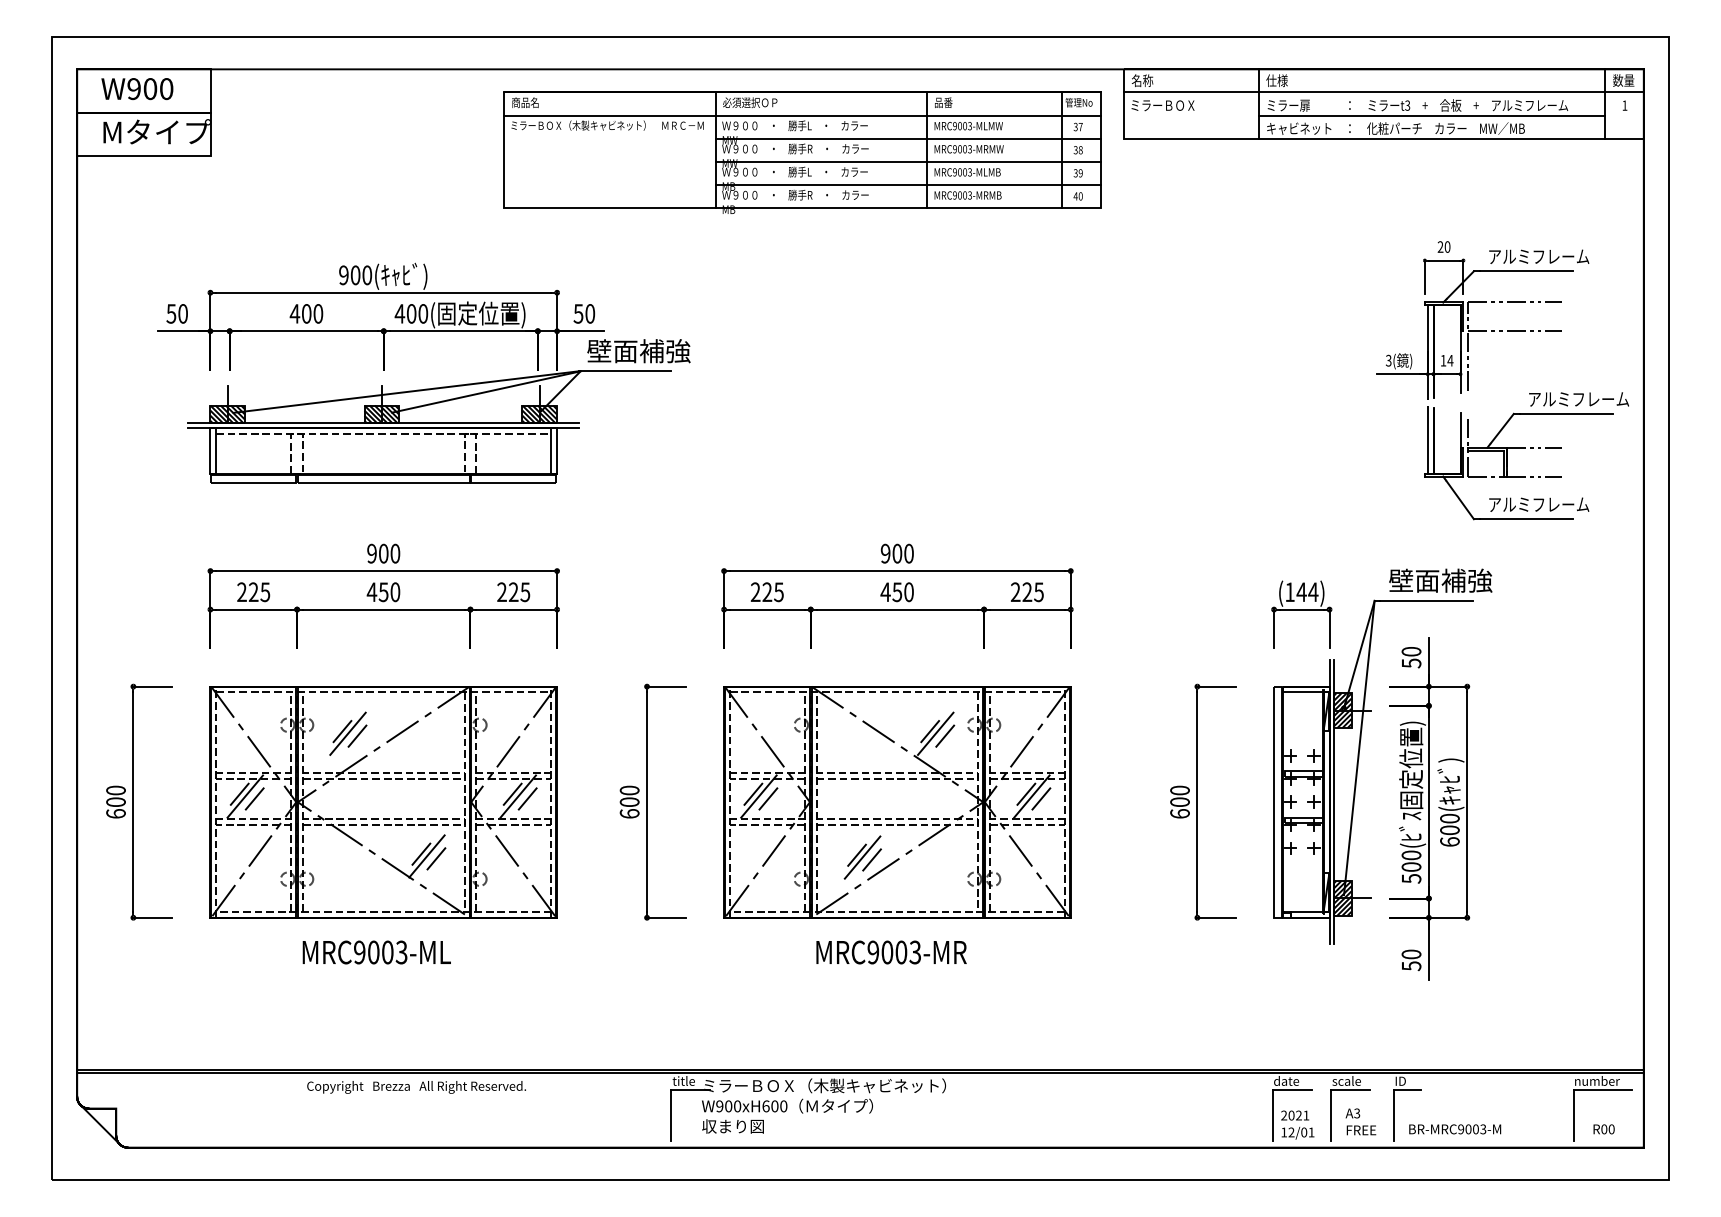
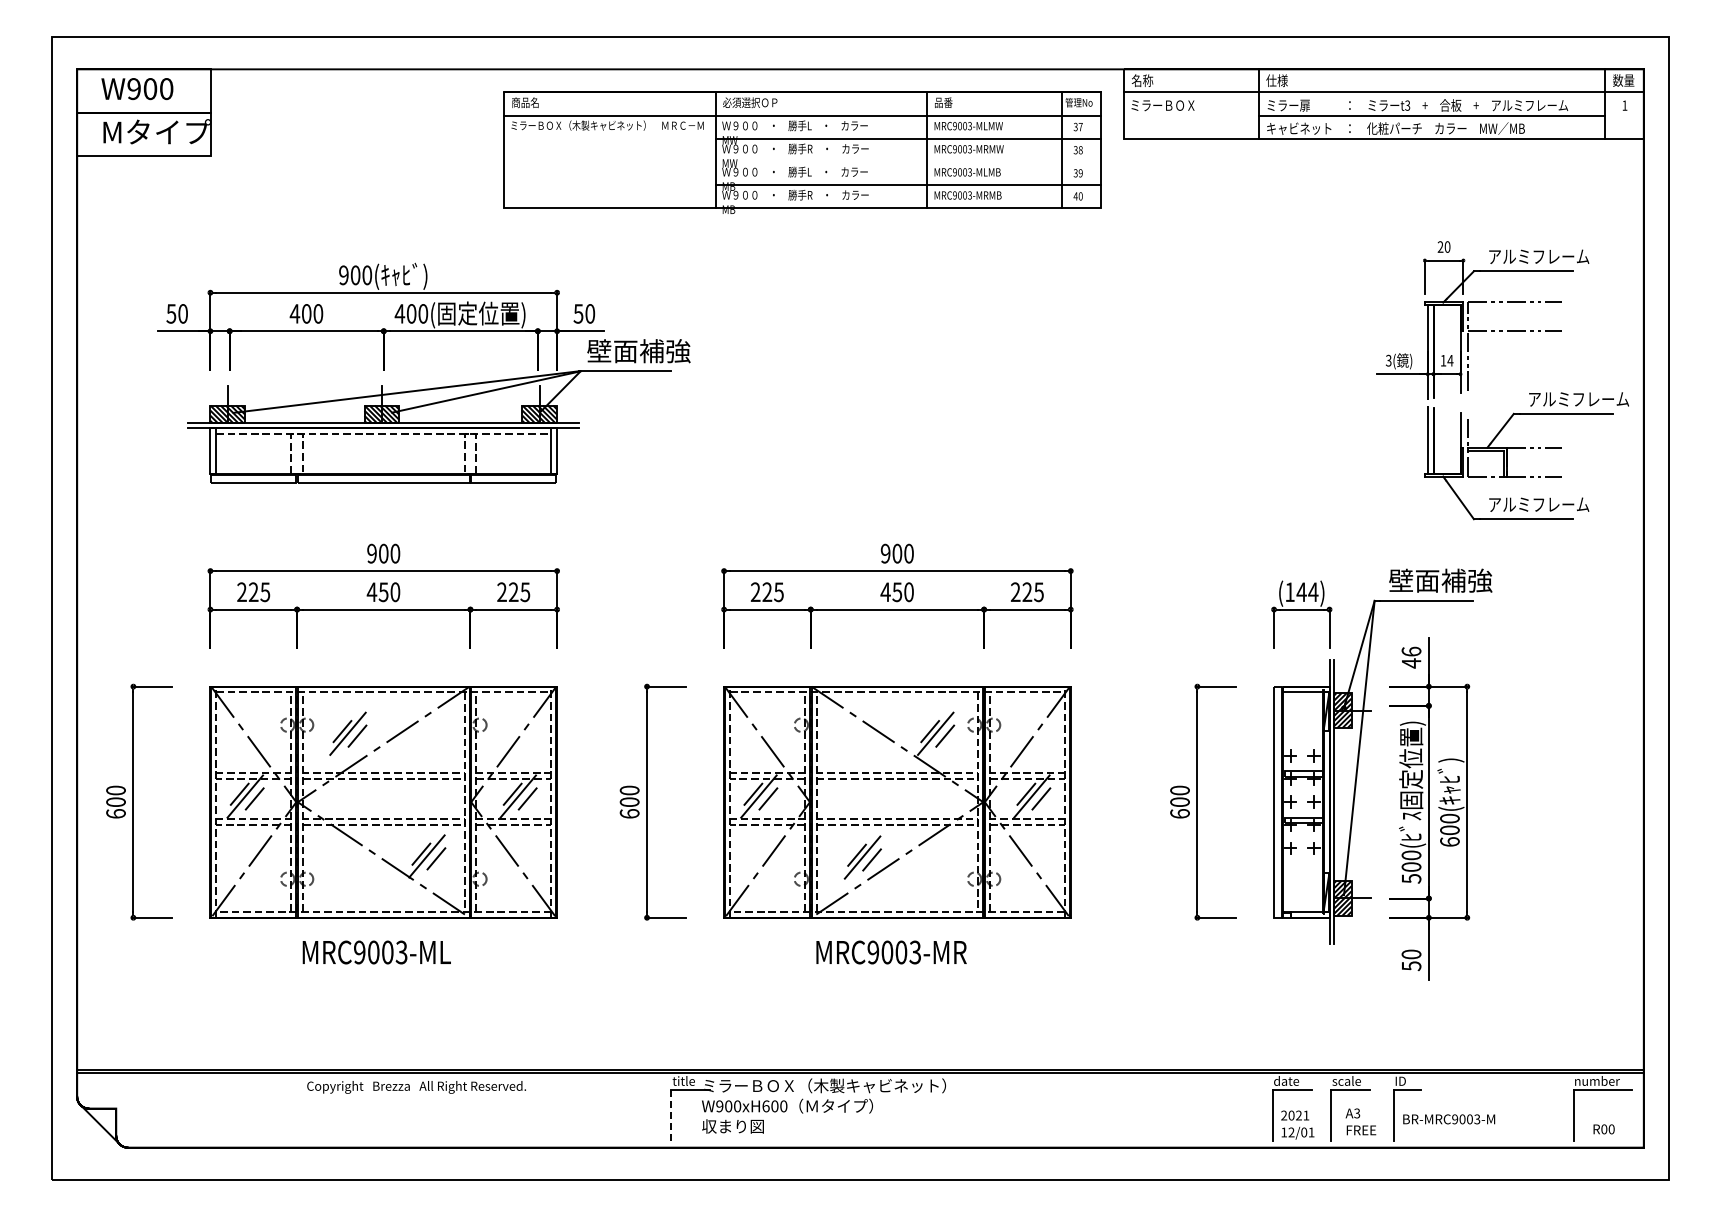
line: present -> none (907, 161)
text: 50 -> 46 (1411, 657)
line: solid -> dashed (671, 1116)
text position: (1455, 1129) -> (1449, 1119) (1449, 1119)
